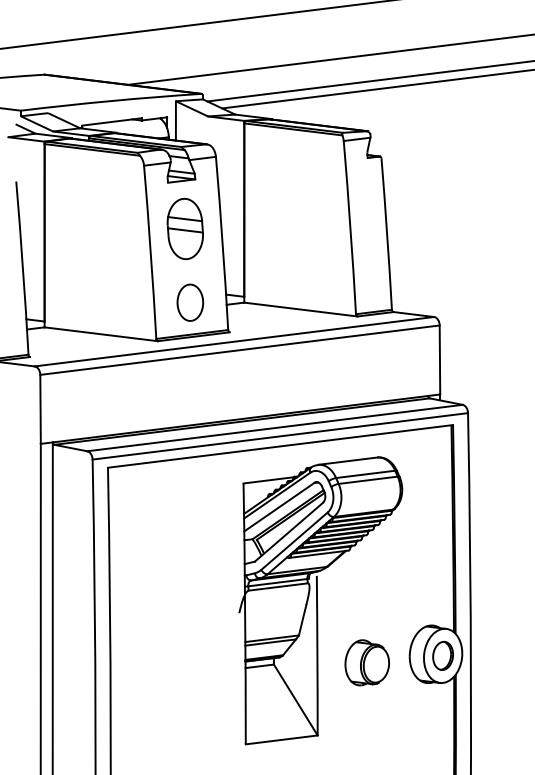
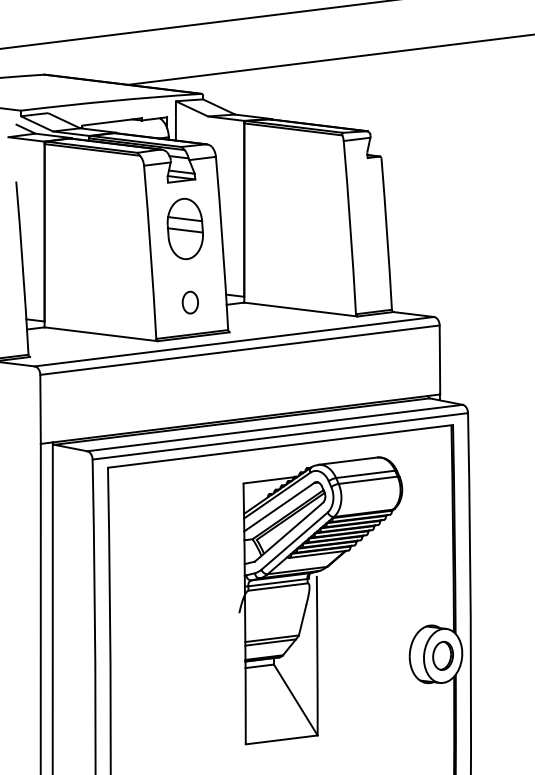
line: present -> none (369, 81)
line: present -> none (376, 89)
part size: 29x39 px -> 18x25 px (189, 302)
part: present -> none (366, 662)
